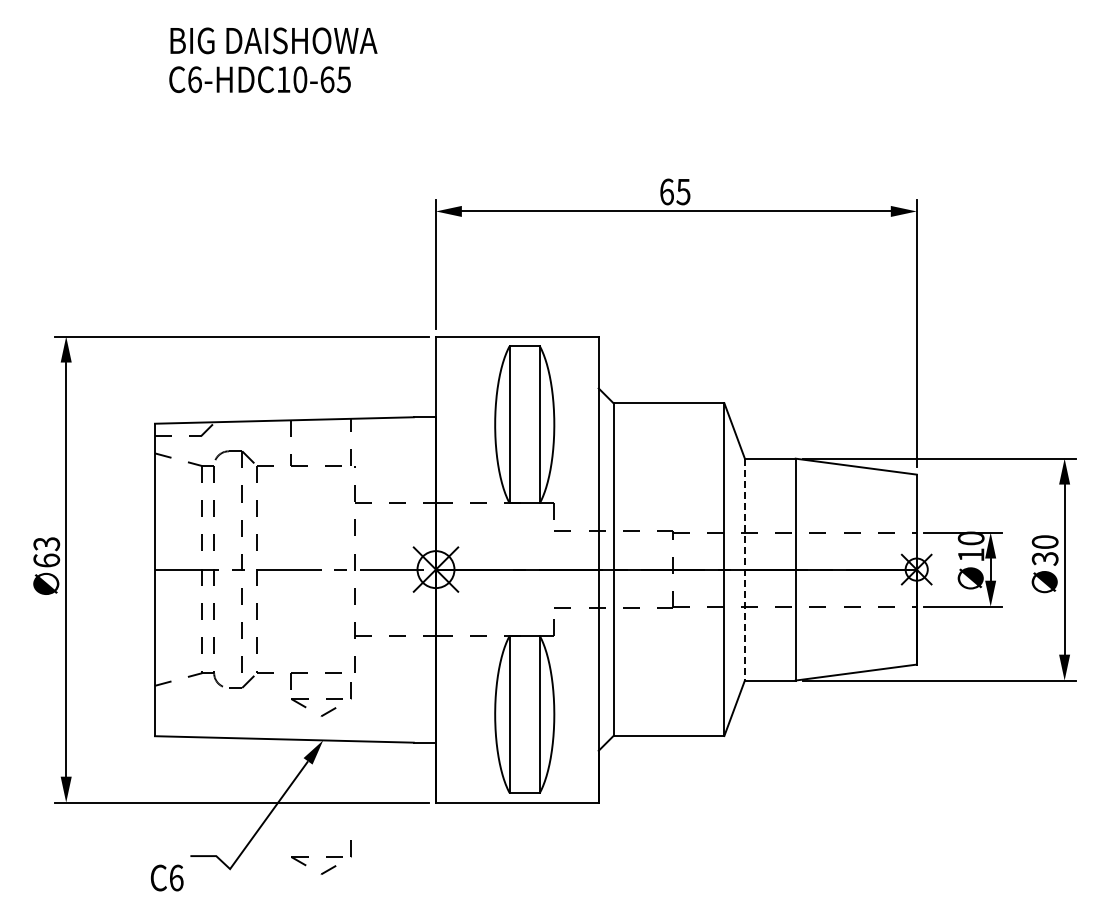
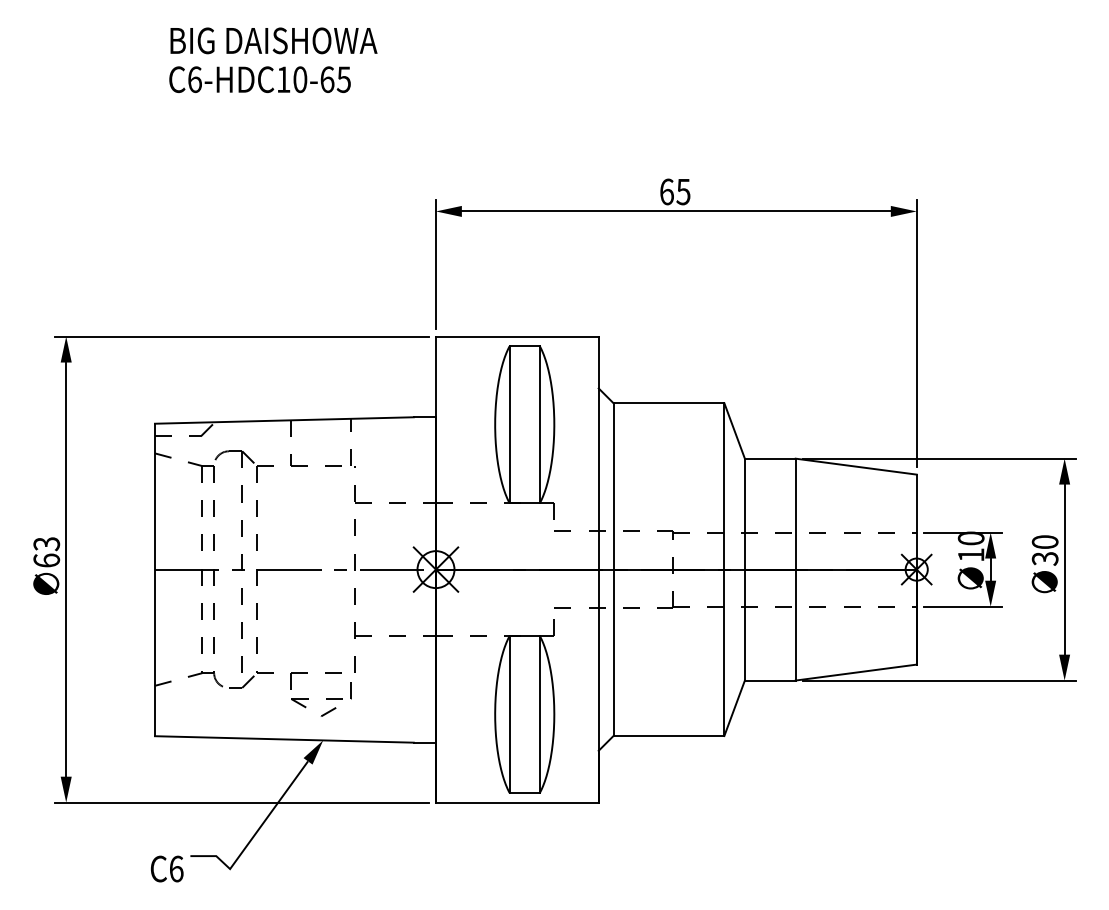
line: dashed -> solid (744, 569)
part: present -> none (321, 857)
text position: (167, 877) -> (167, 868) (167, 868)
